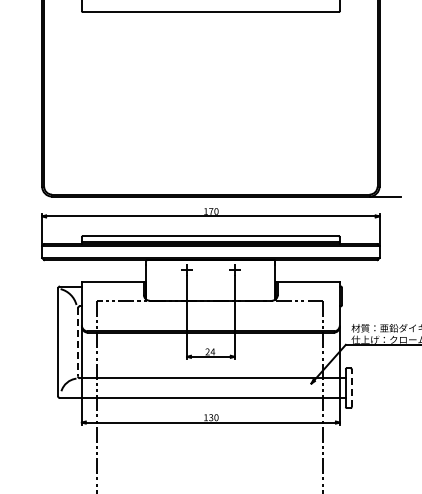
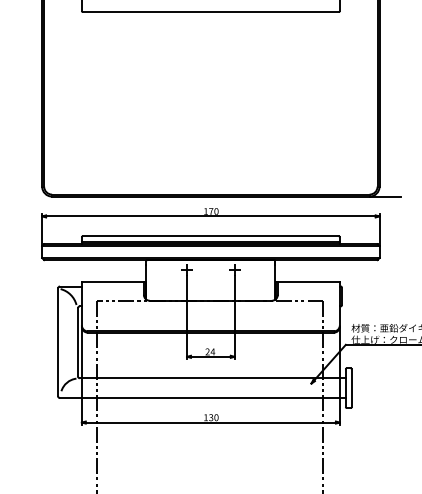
line: dashed -> solid (77, 342)
line: dashed -> solid (351, 388)
